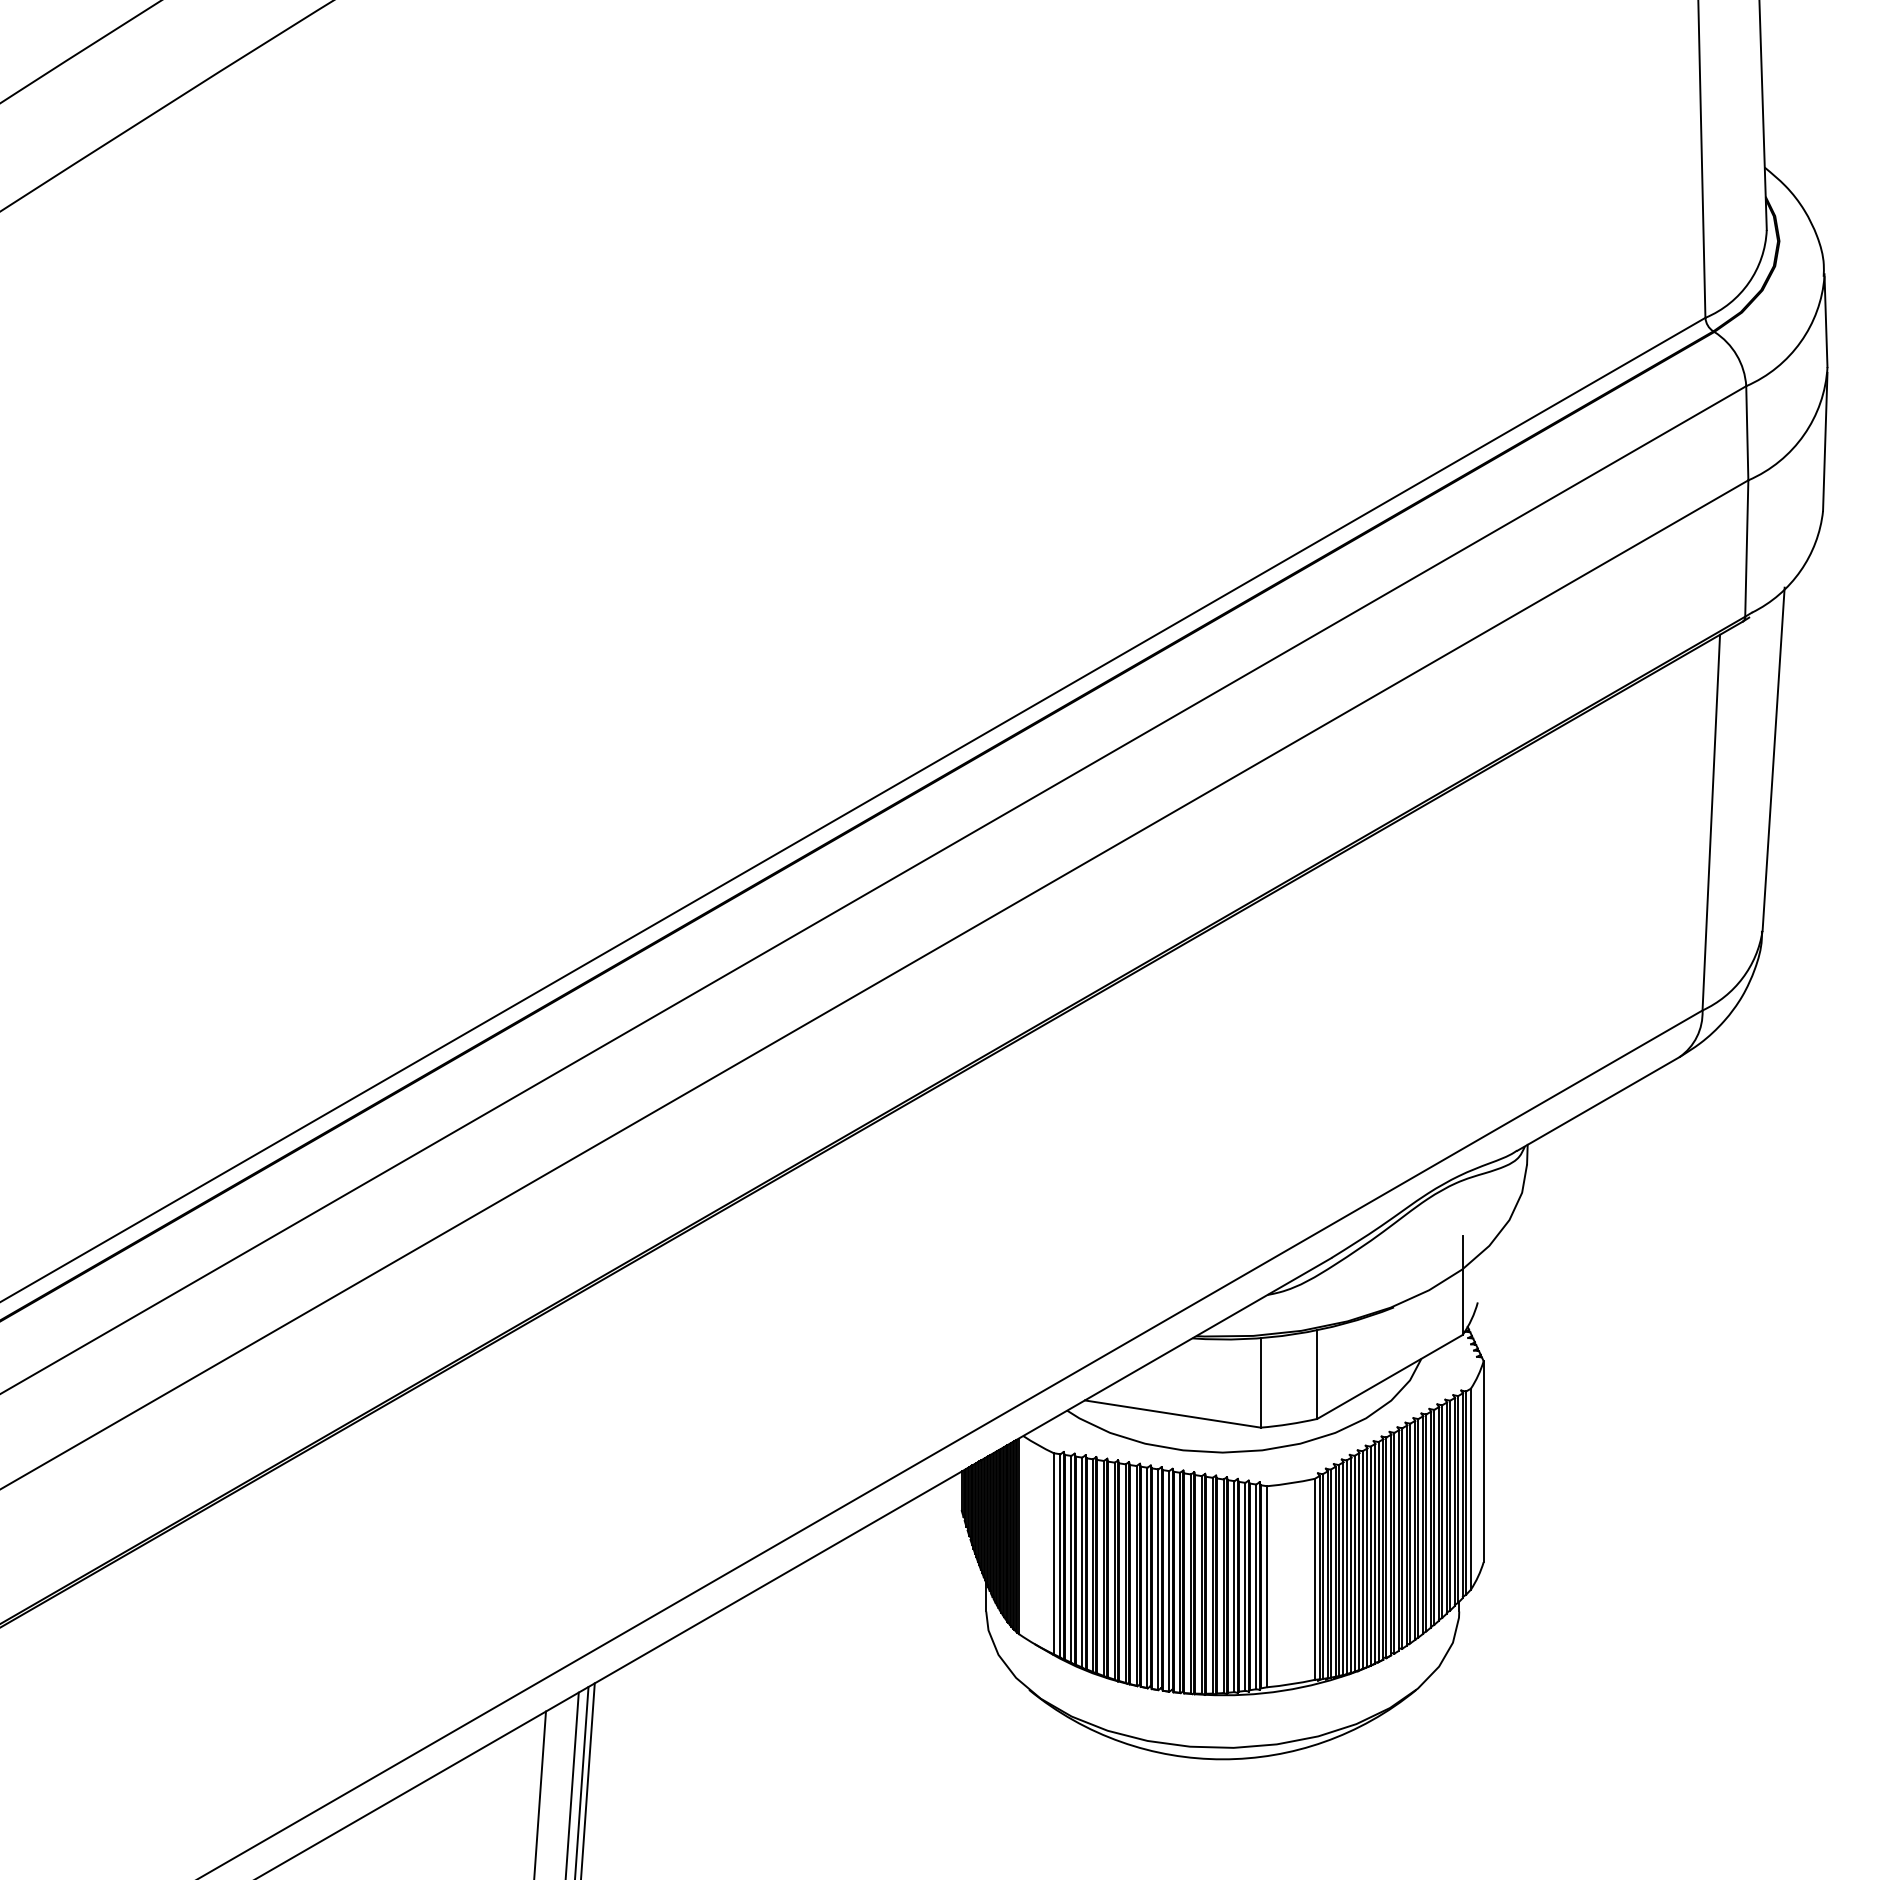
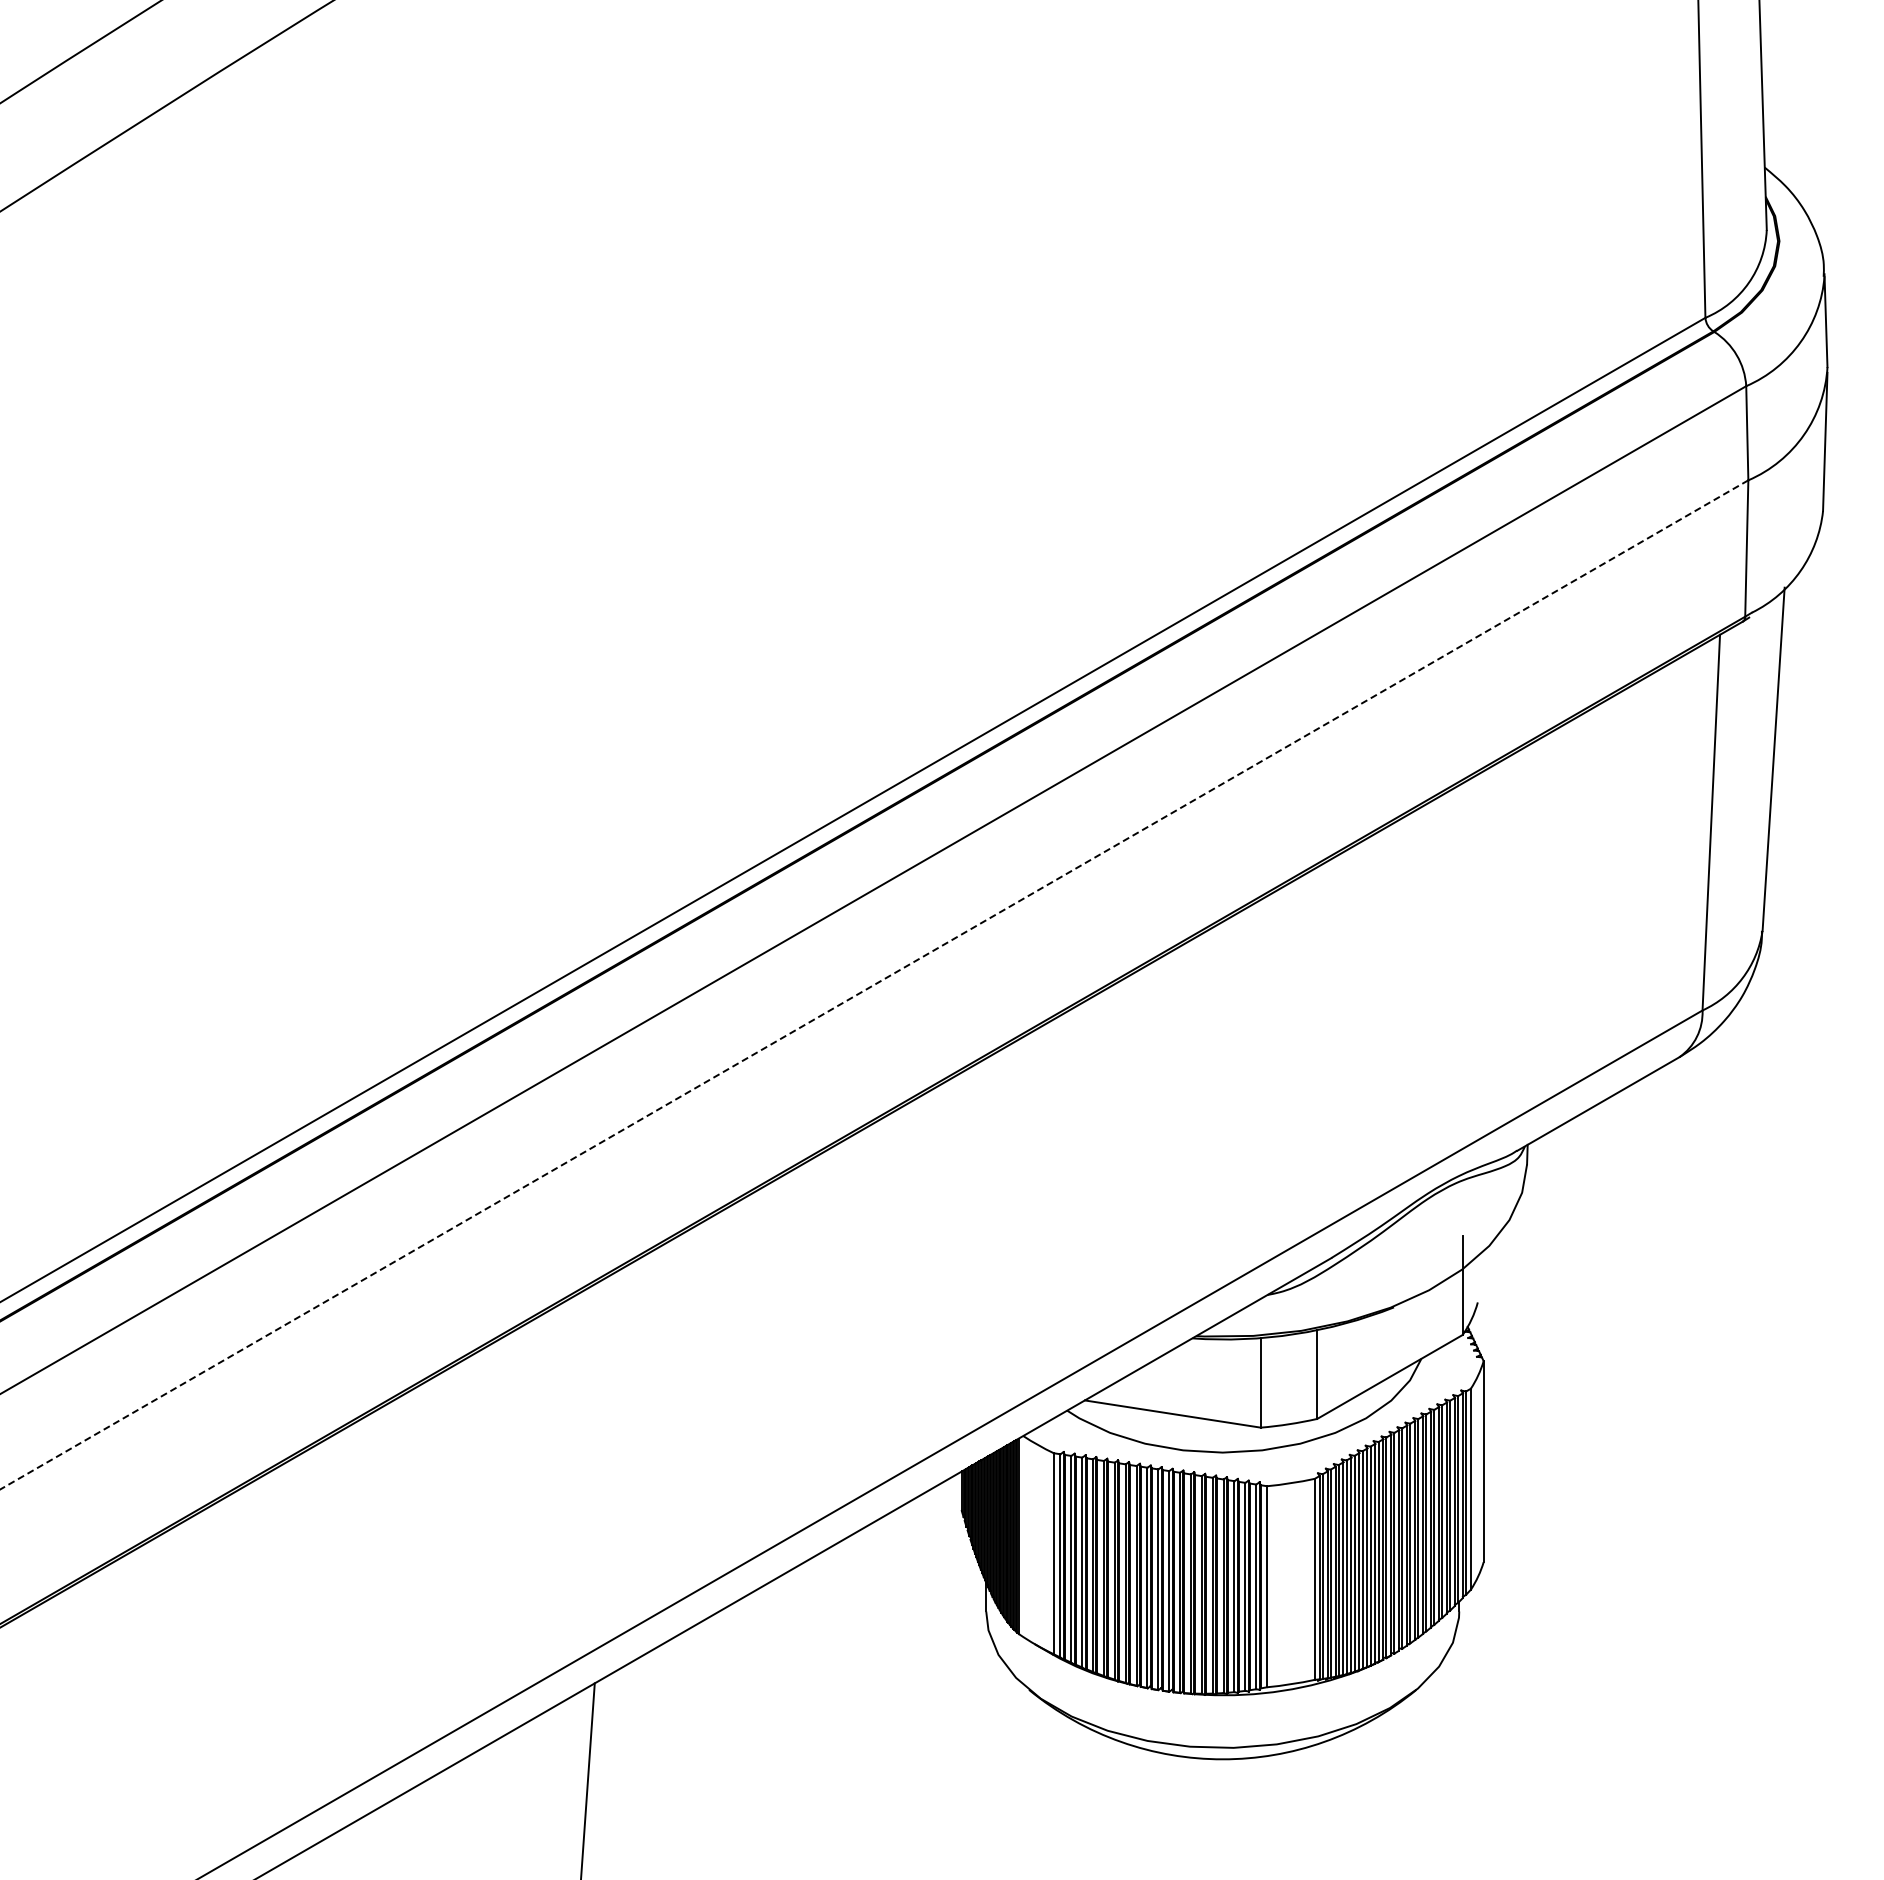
line: solid -> dashed (873, 985)
line: present -> none (581, 1781)
line: present -> none (571, 1784)
line: present -> none (539, 1793)
